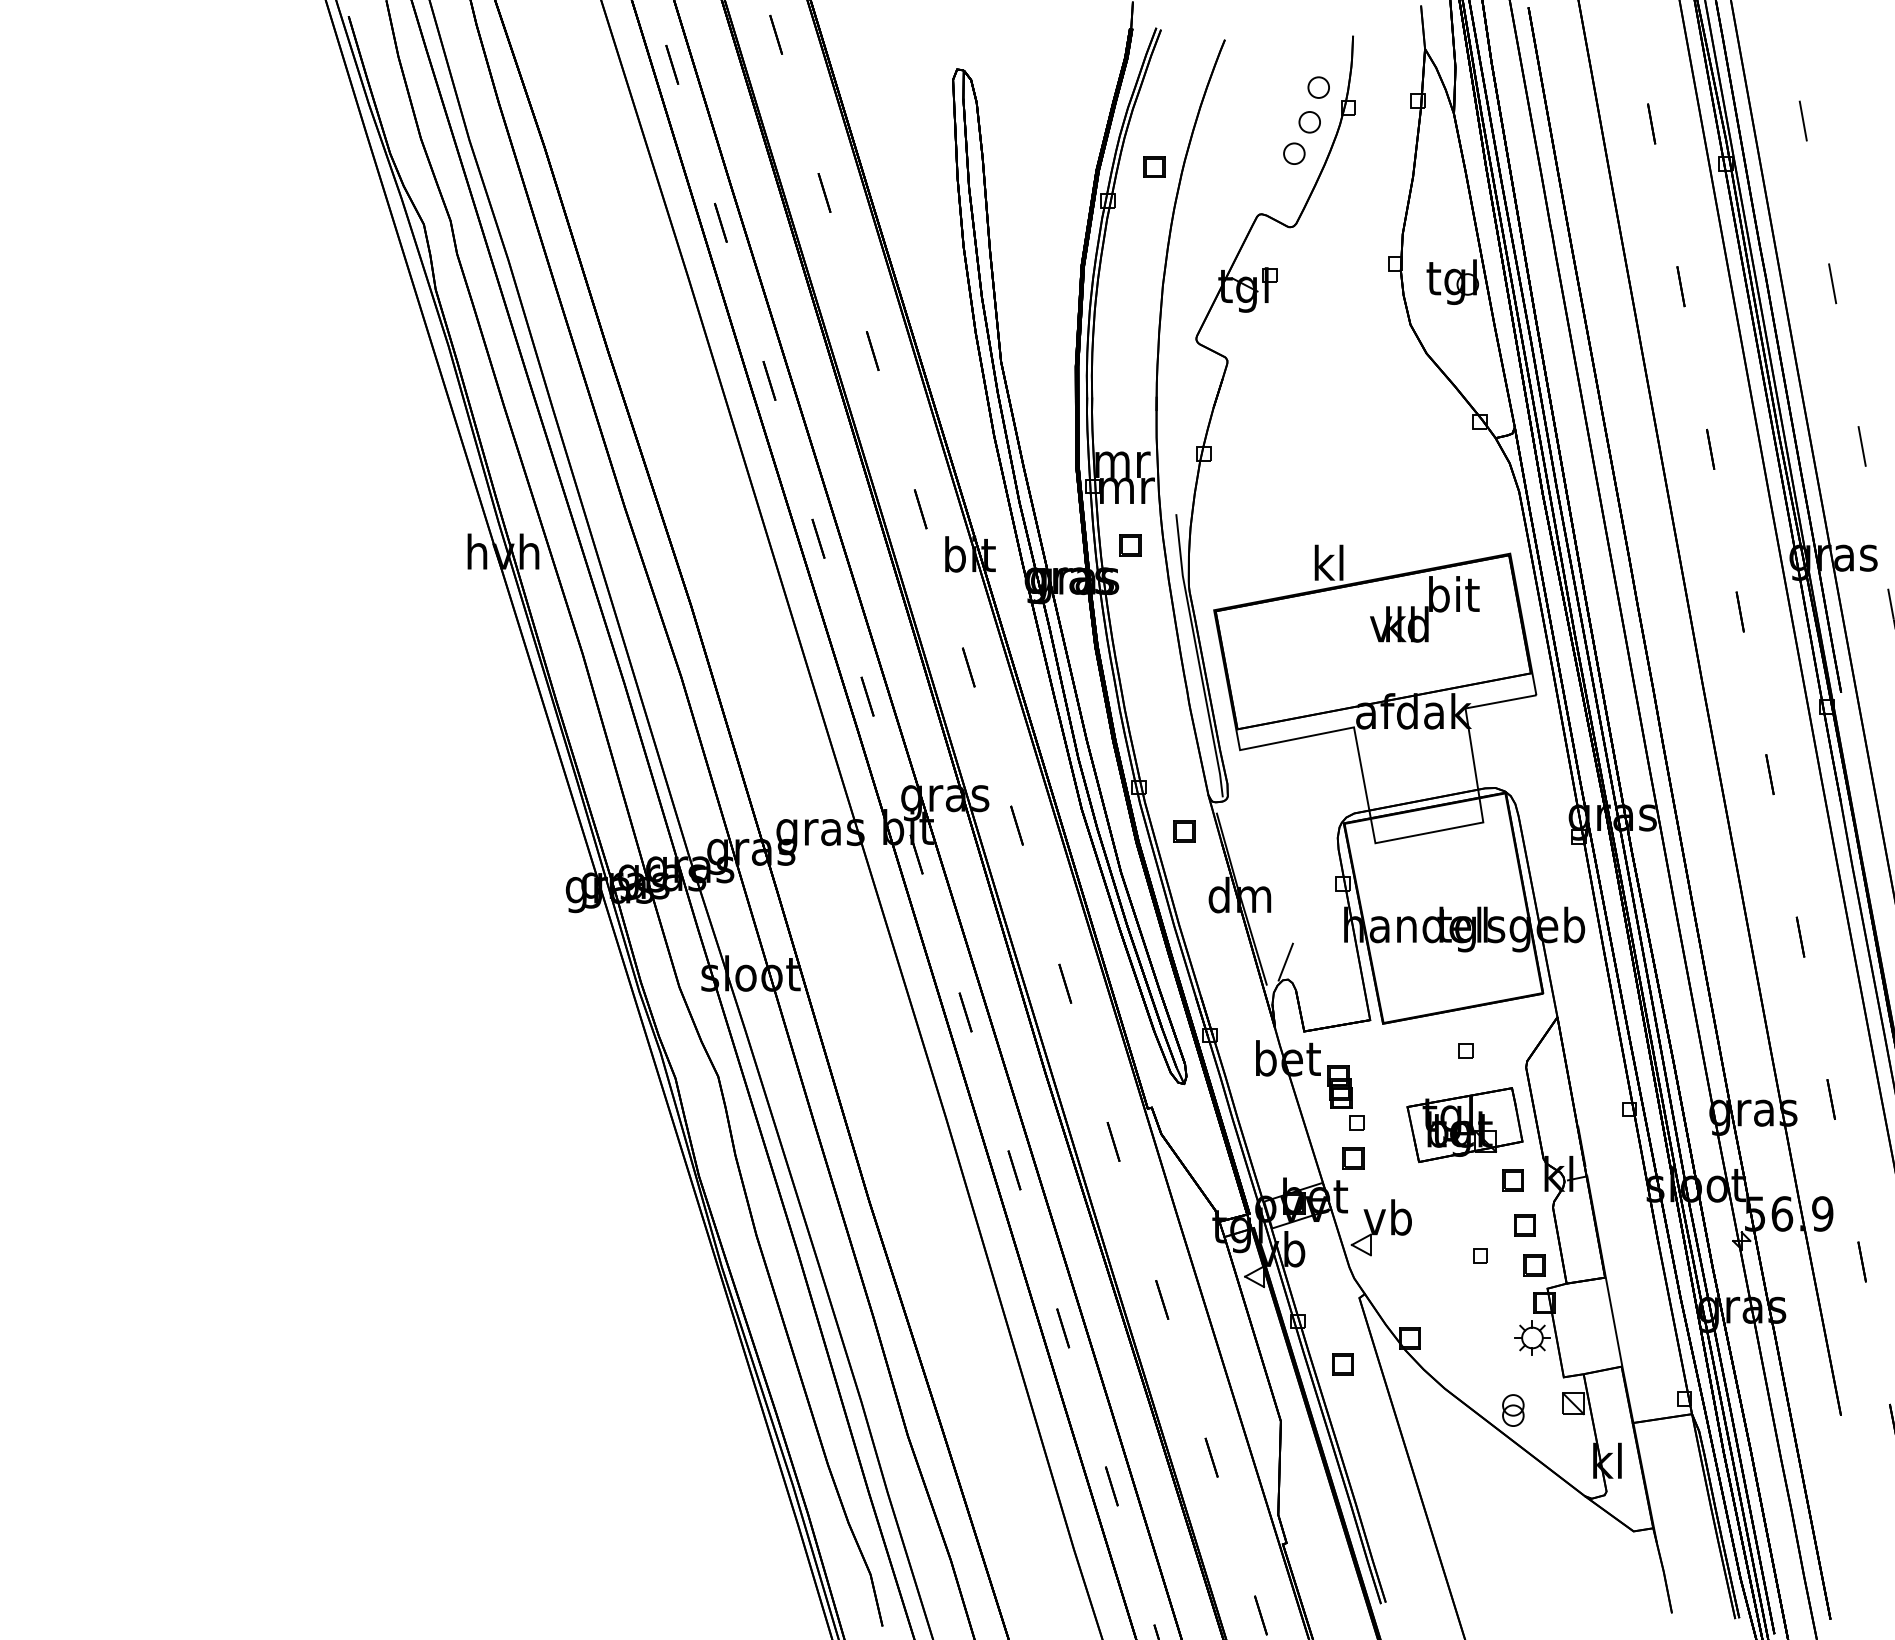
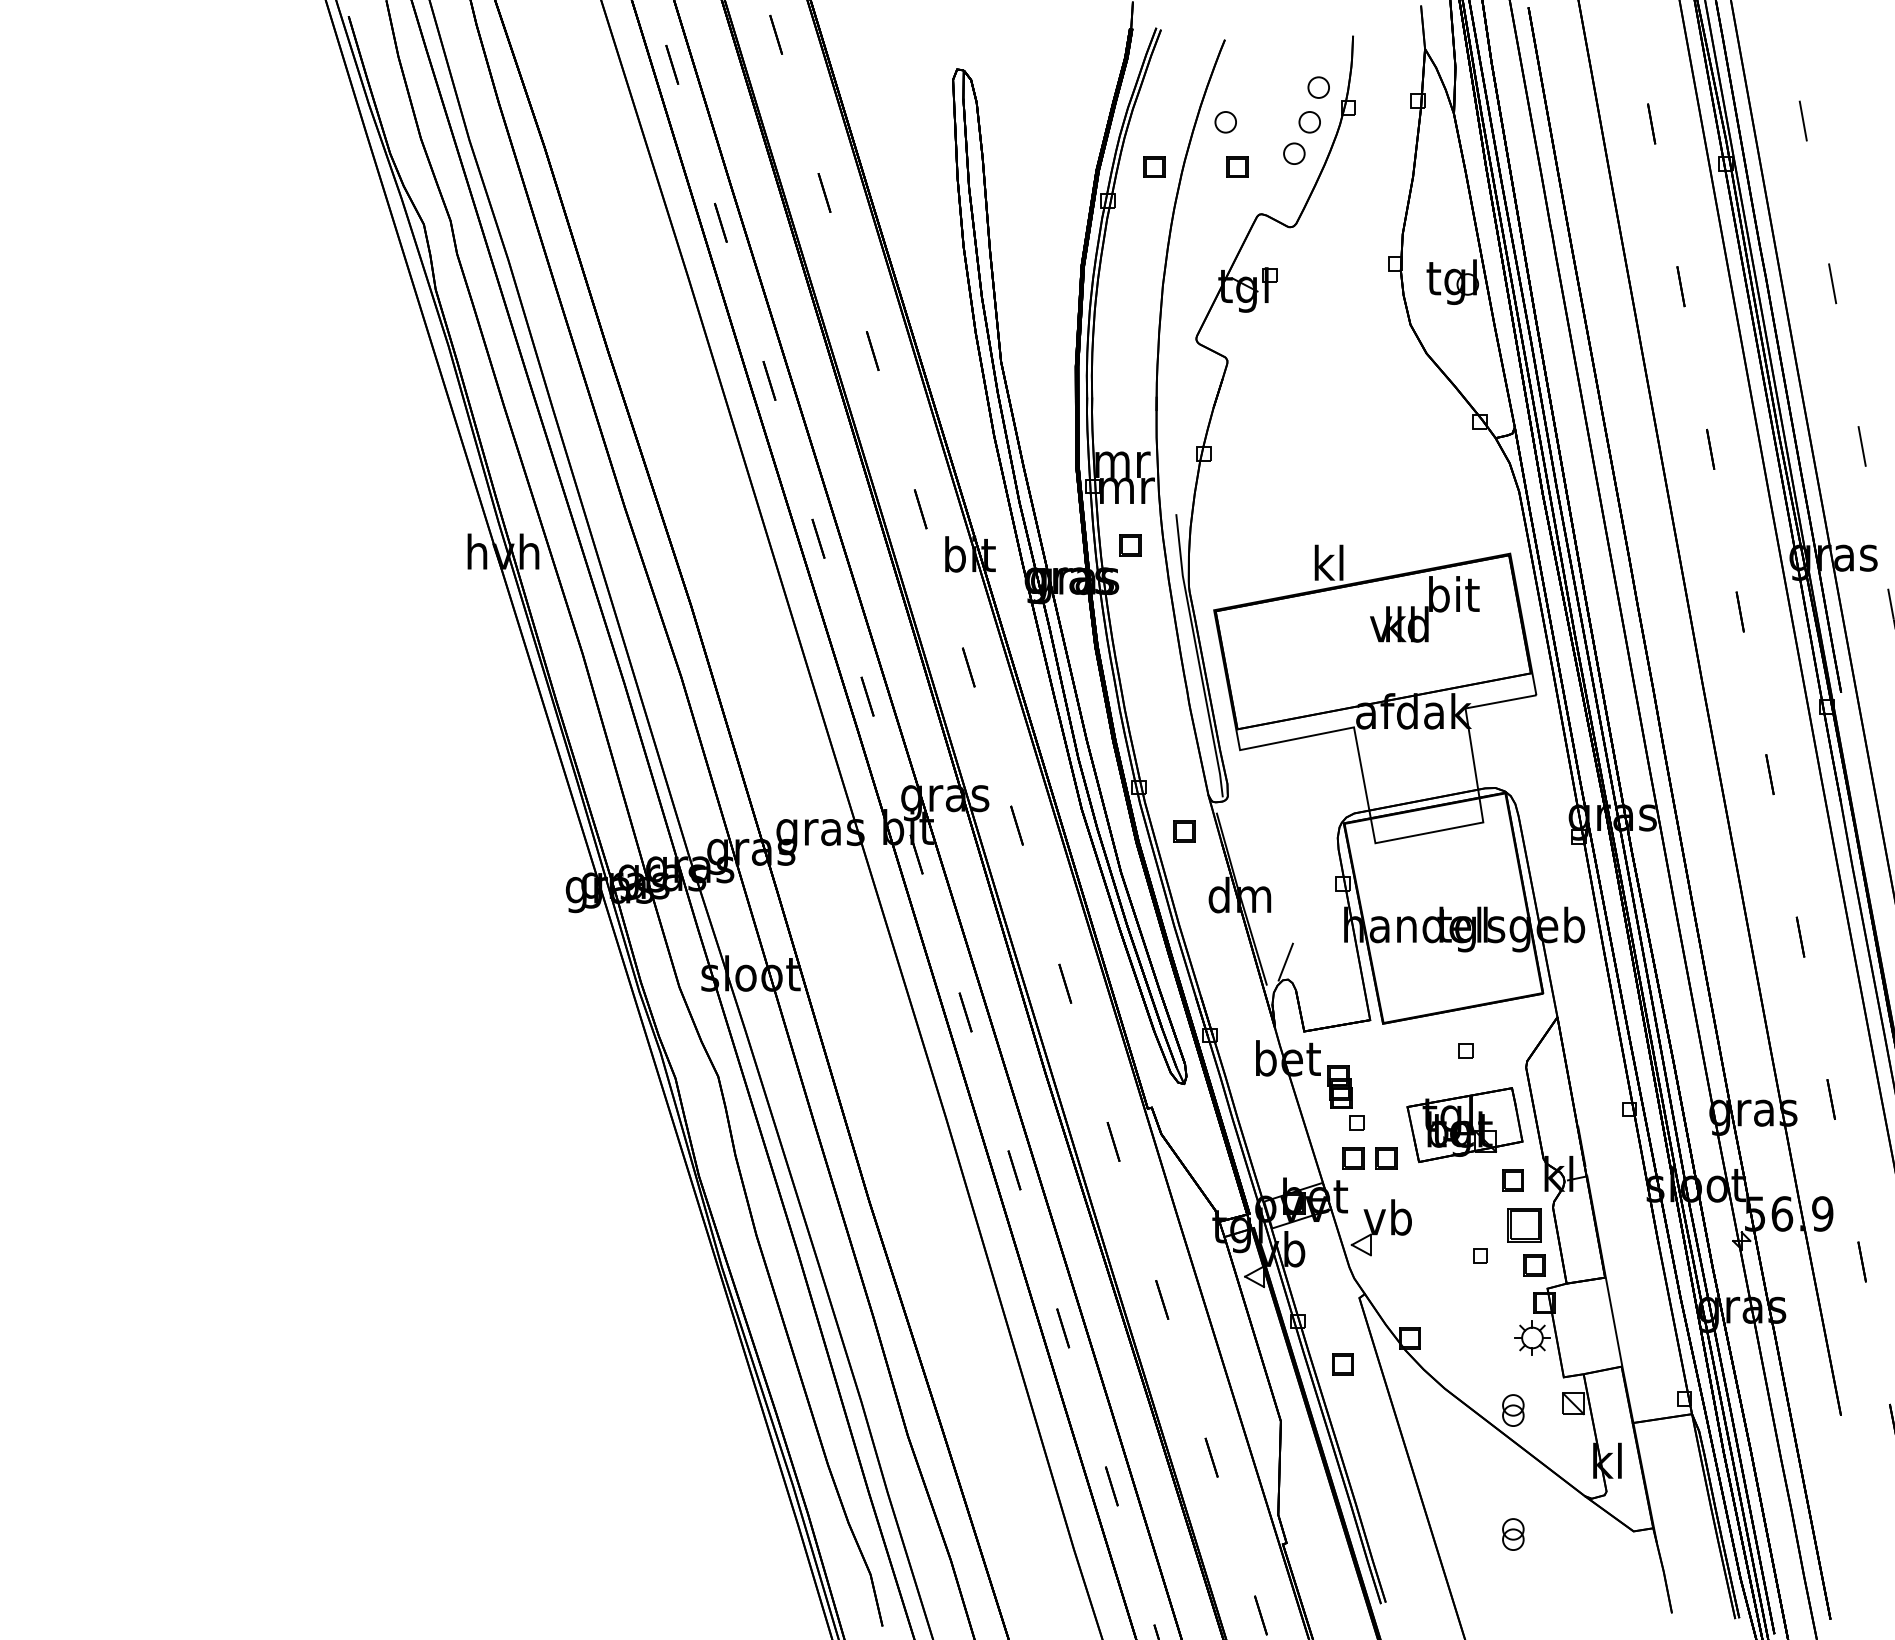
part: none -> present (1225, 122)
part: none -> present (1237, 166)
part: none -> present (1386, 1158)
part size: 22x23 px -> 35x35 px (1524, 1225)
part: none -> present (1513, 1534)
